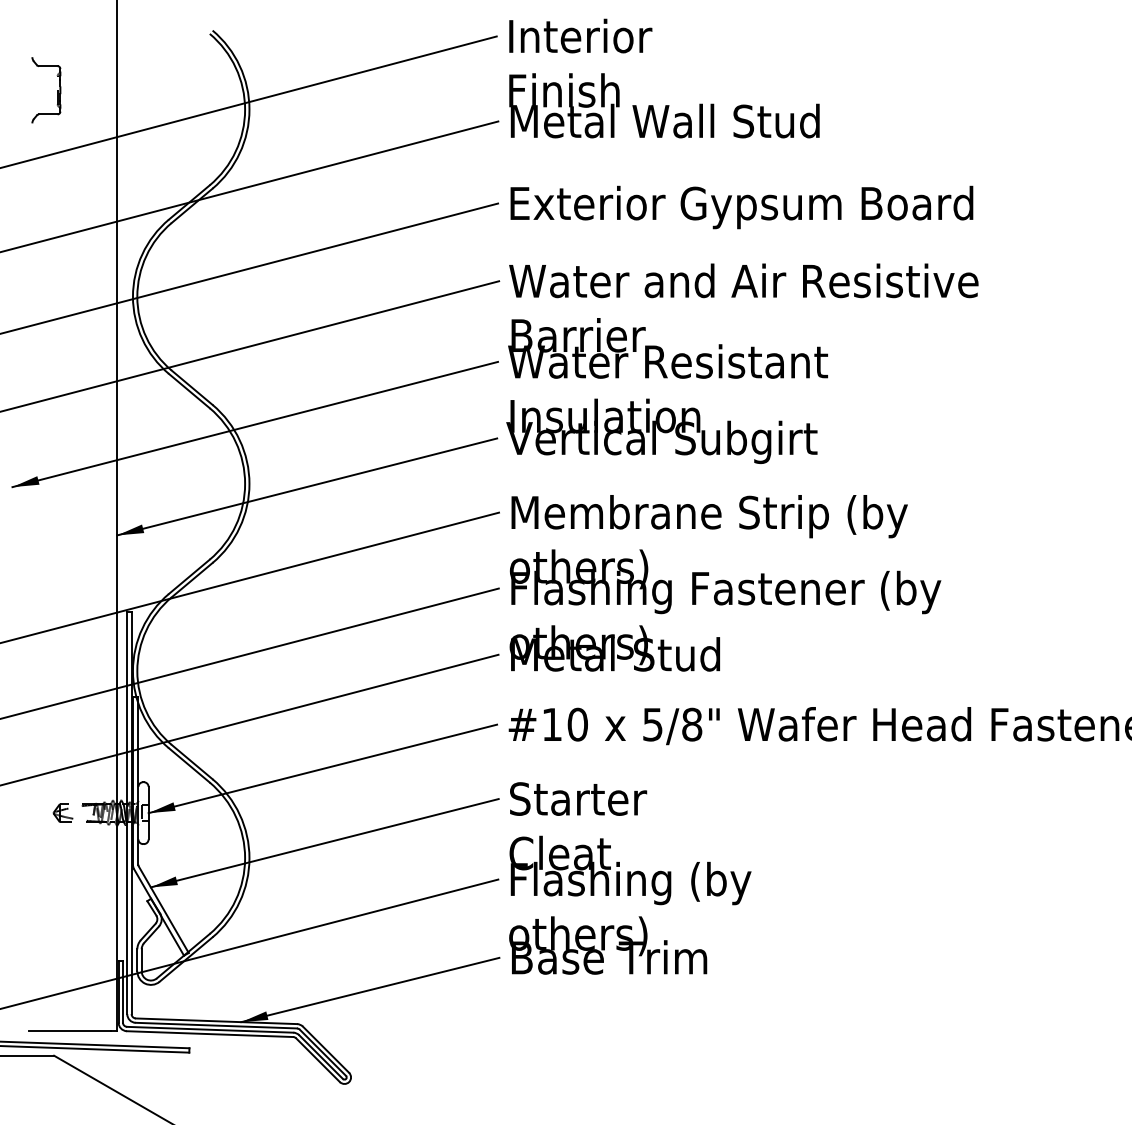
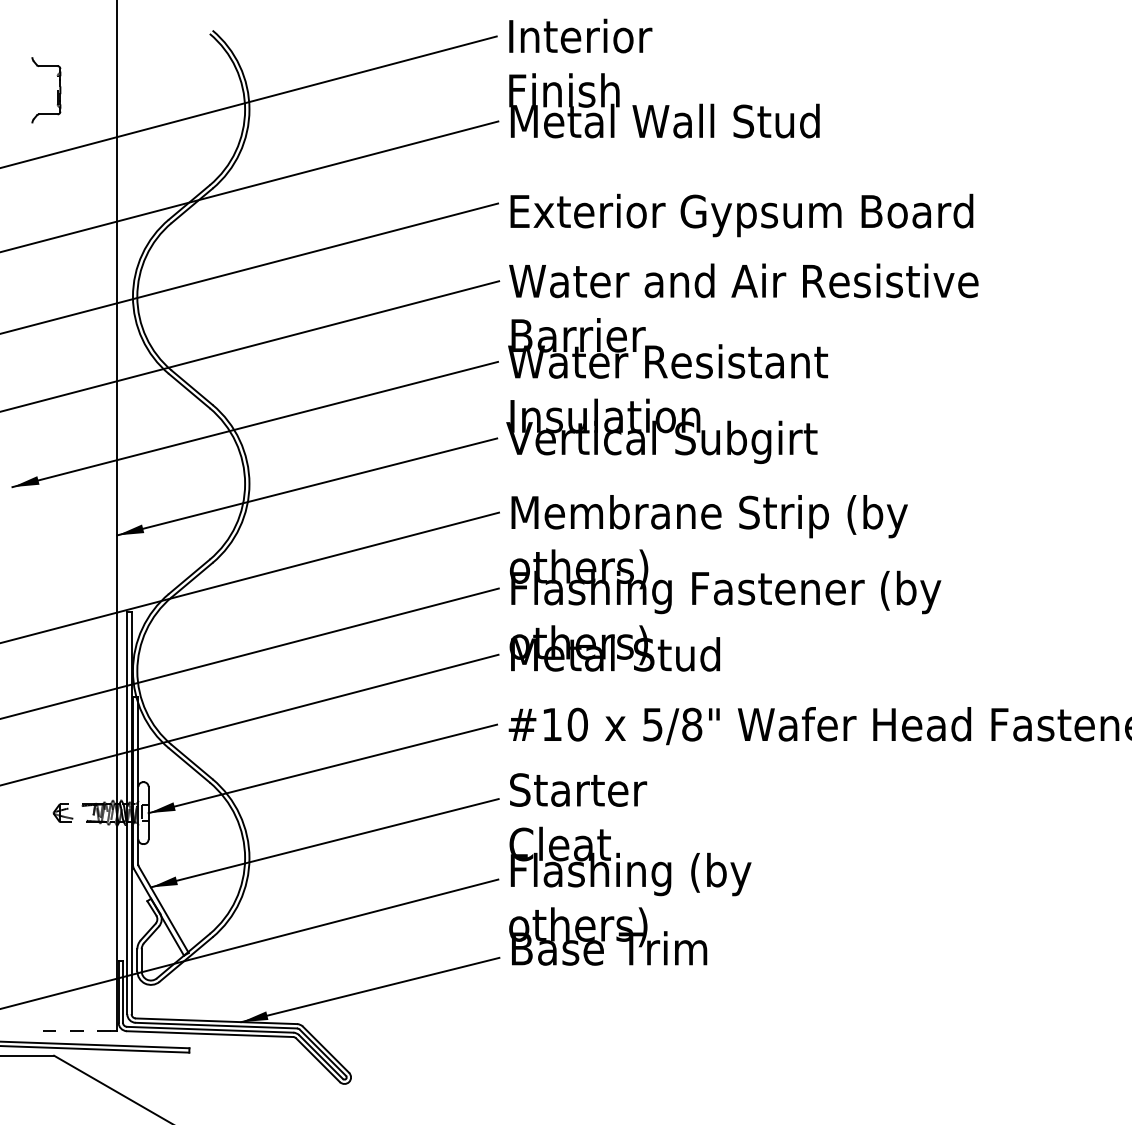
text position: (741, 207) -> (741, 215) (741, 215)
text position: (630, 878) -> (630, 869) (630, 869)
line: solid -> dashed (69, 1031)
